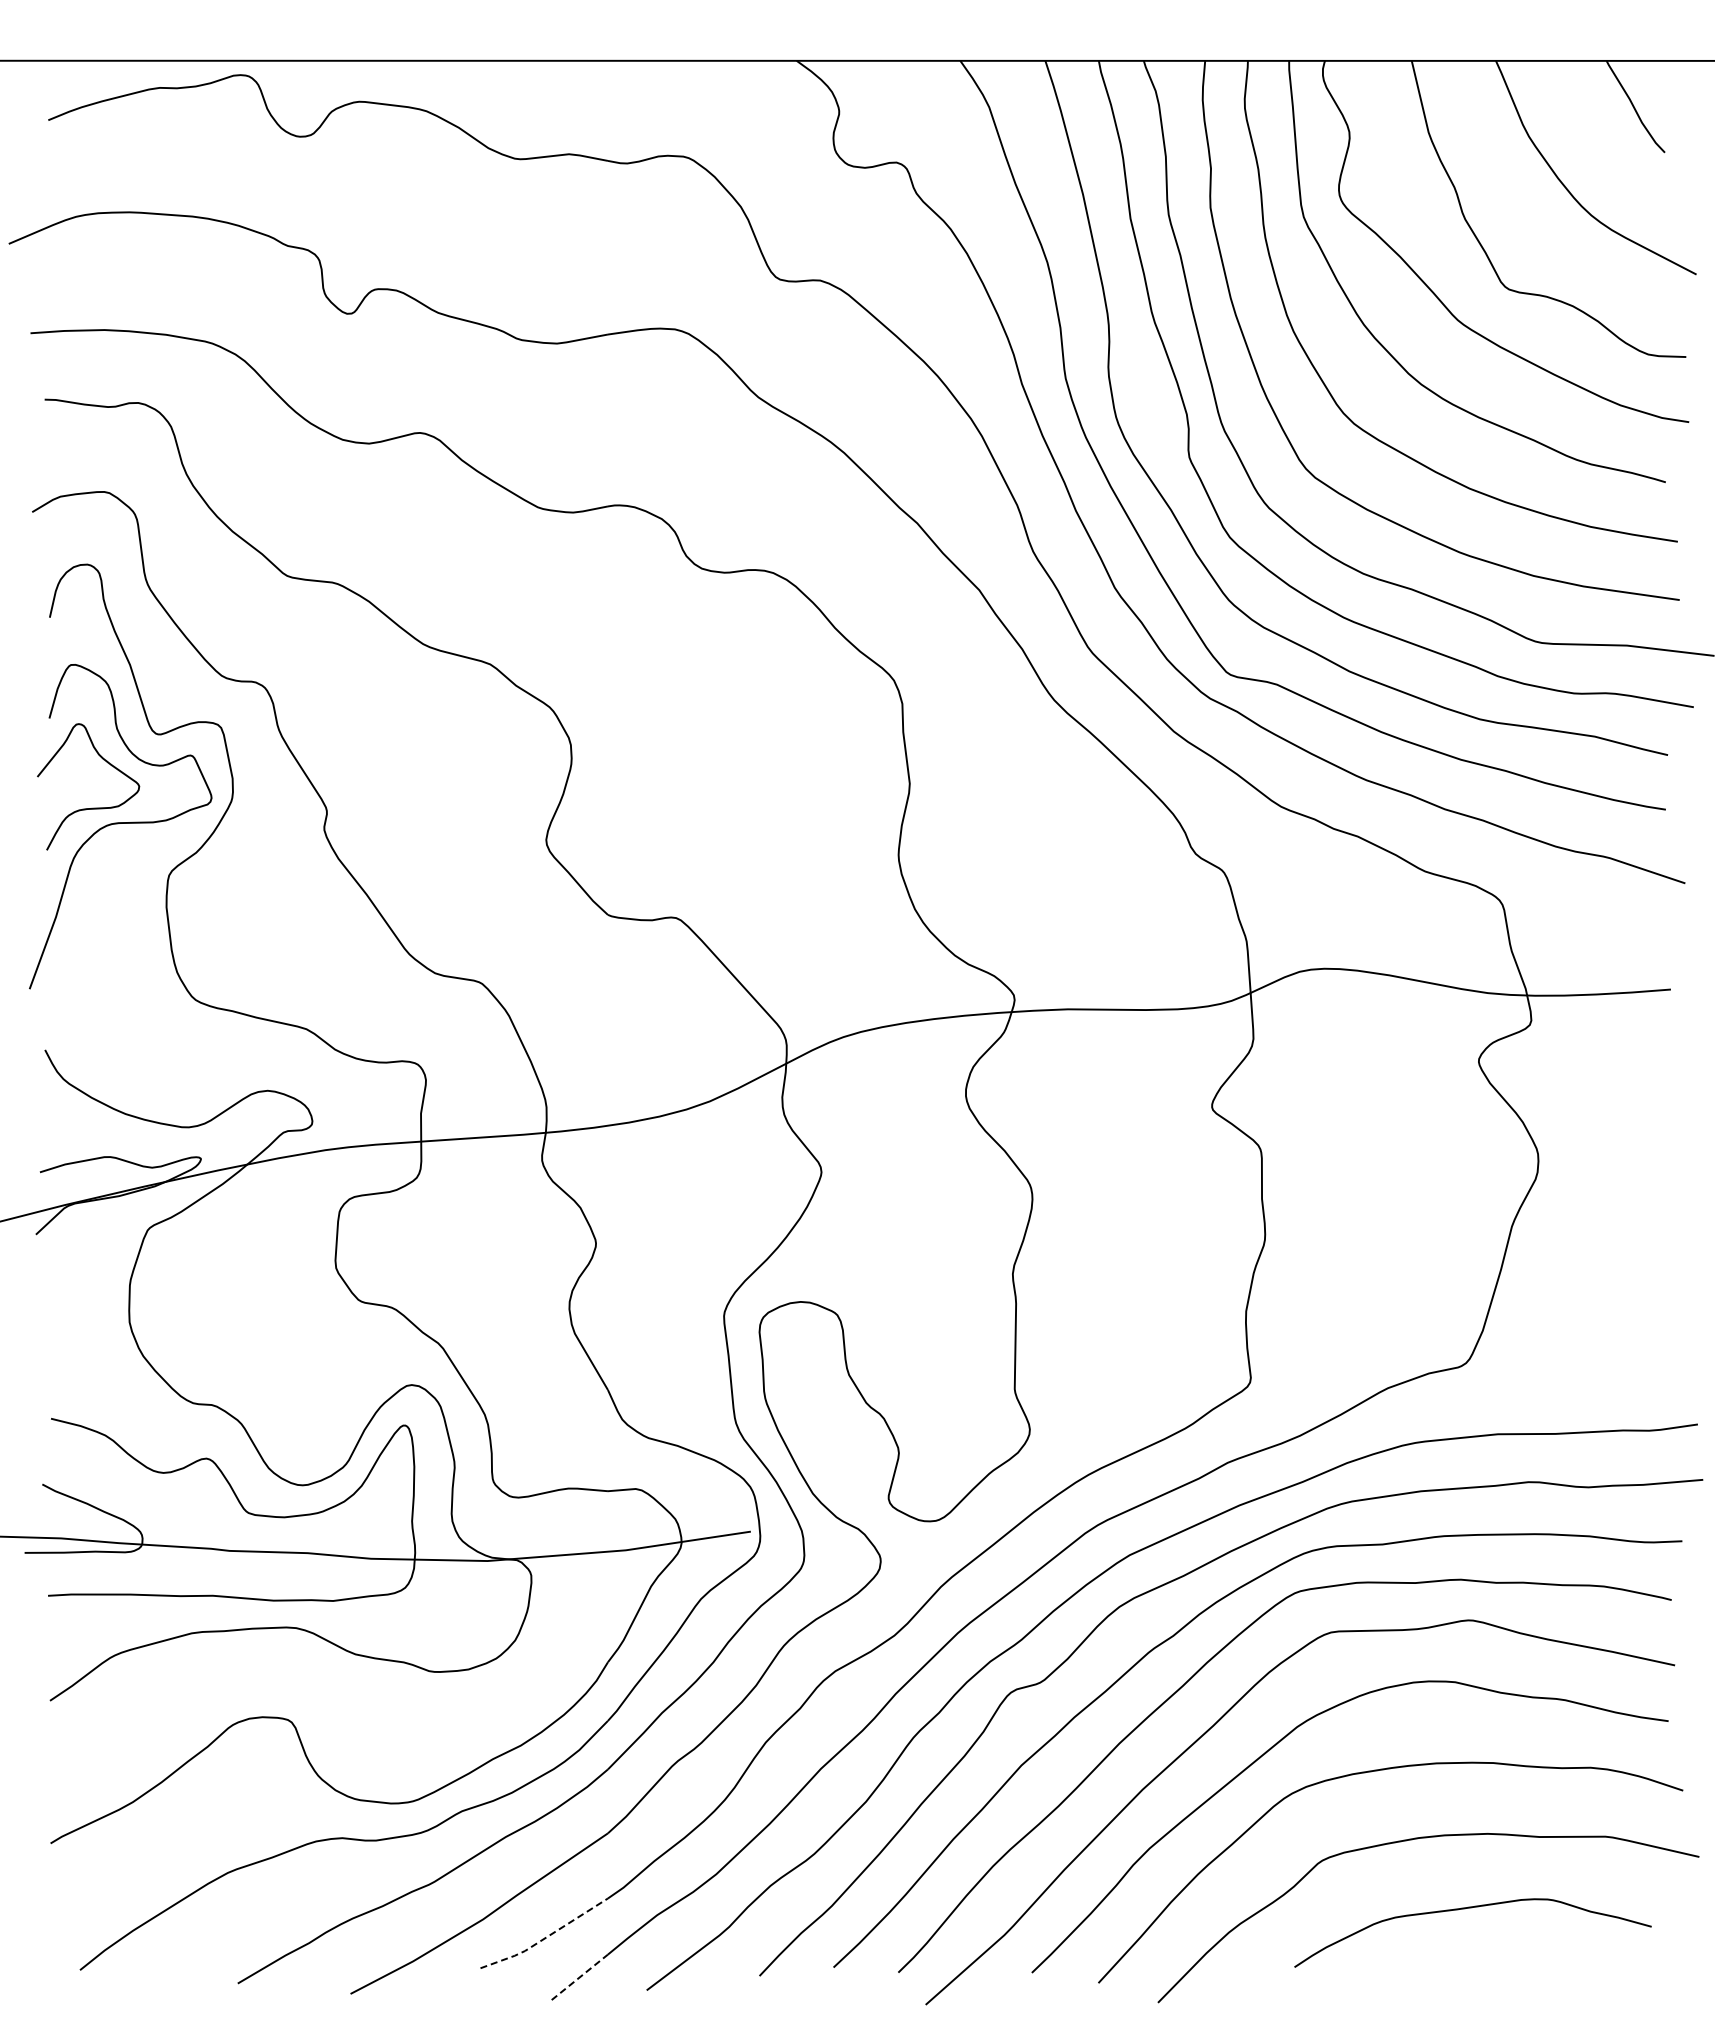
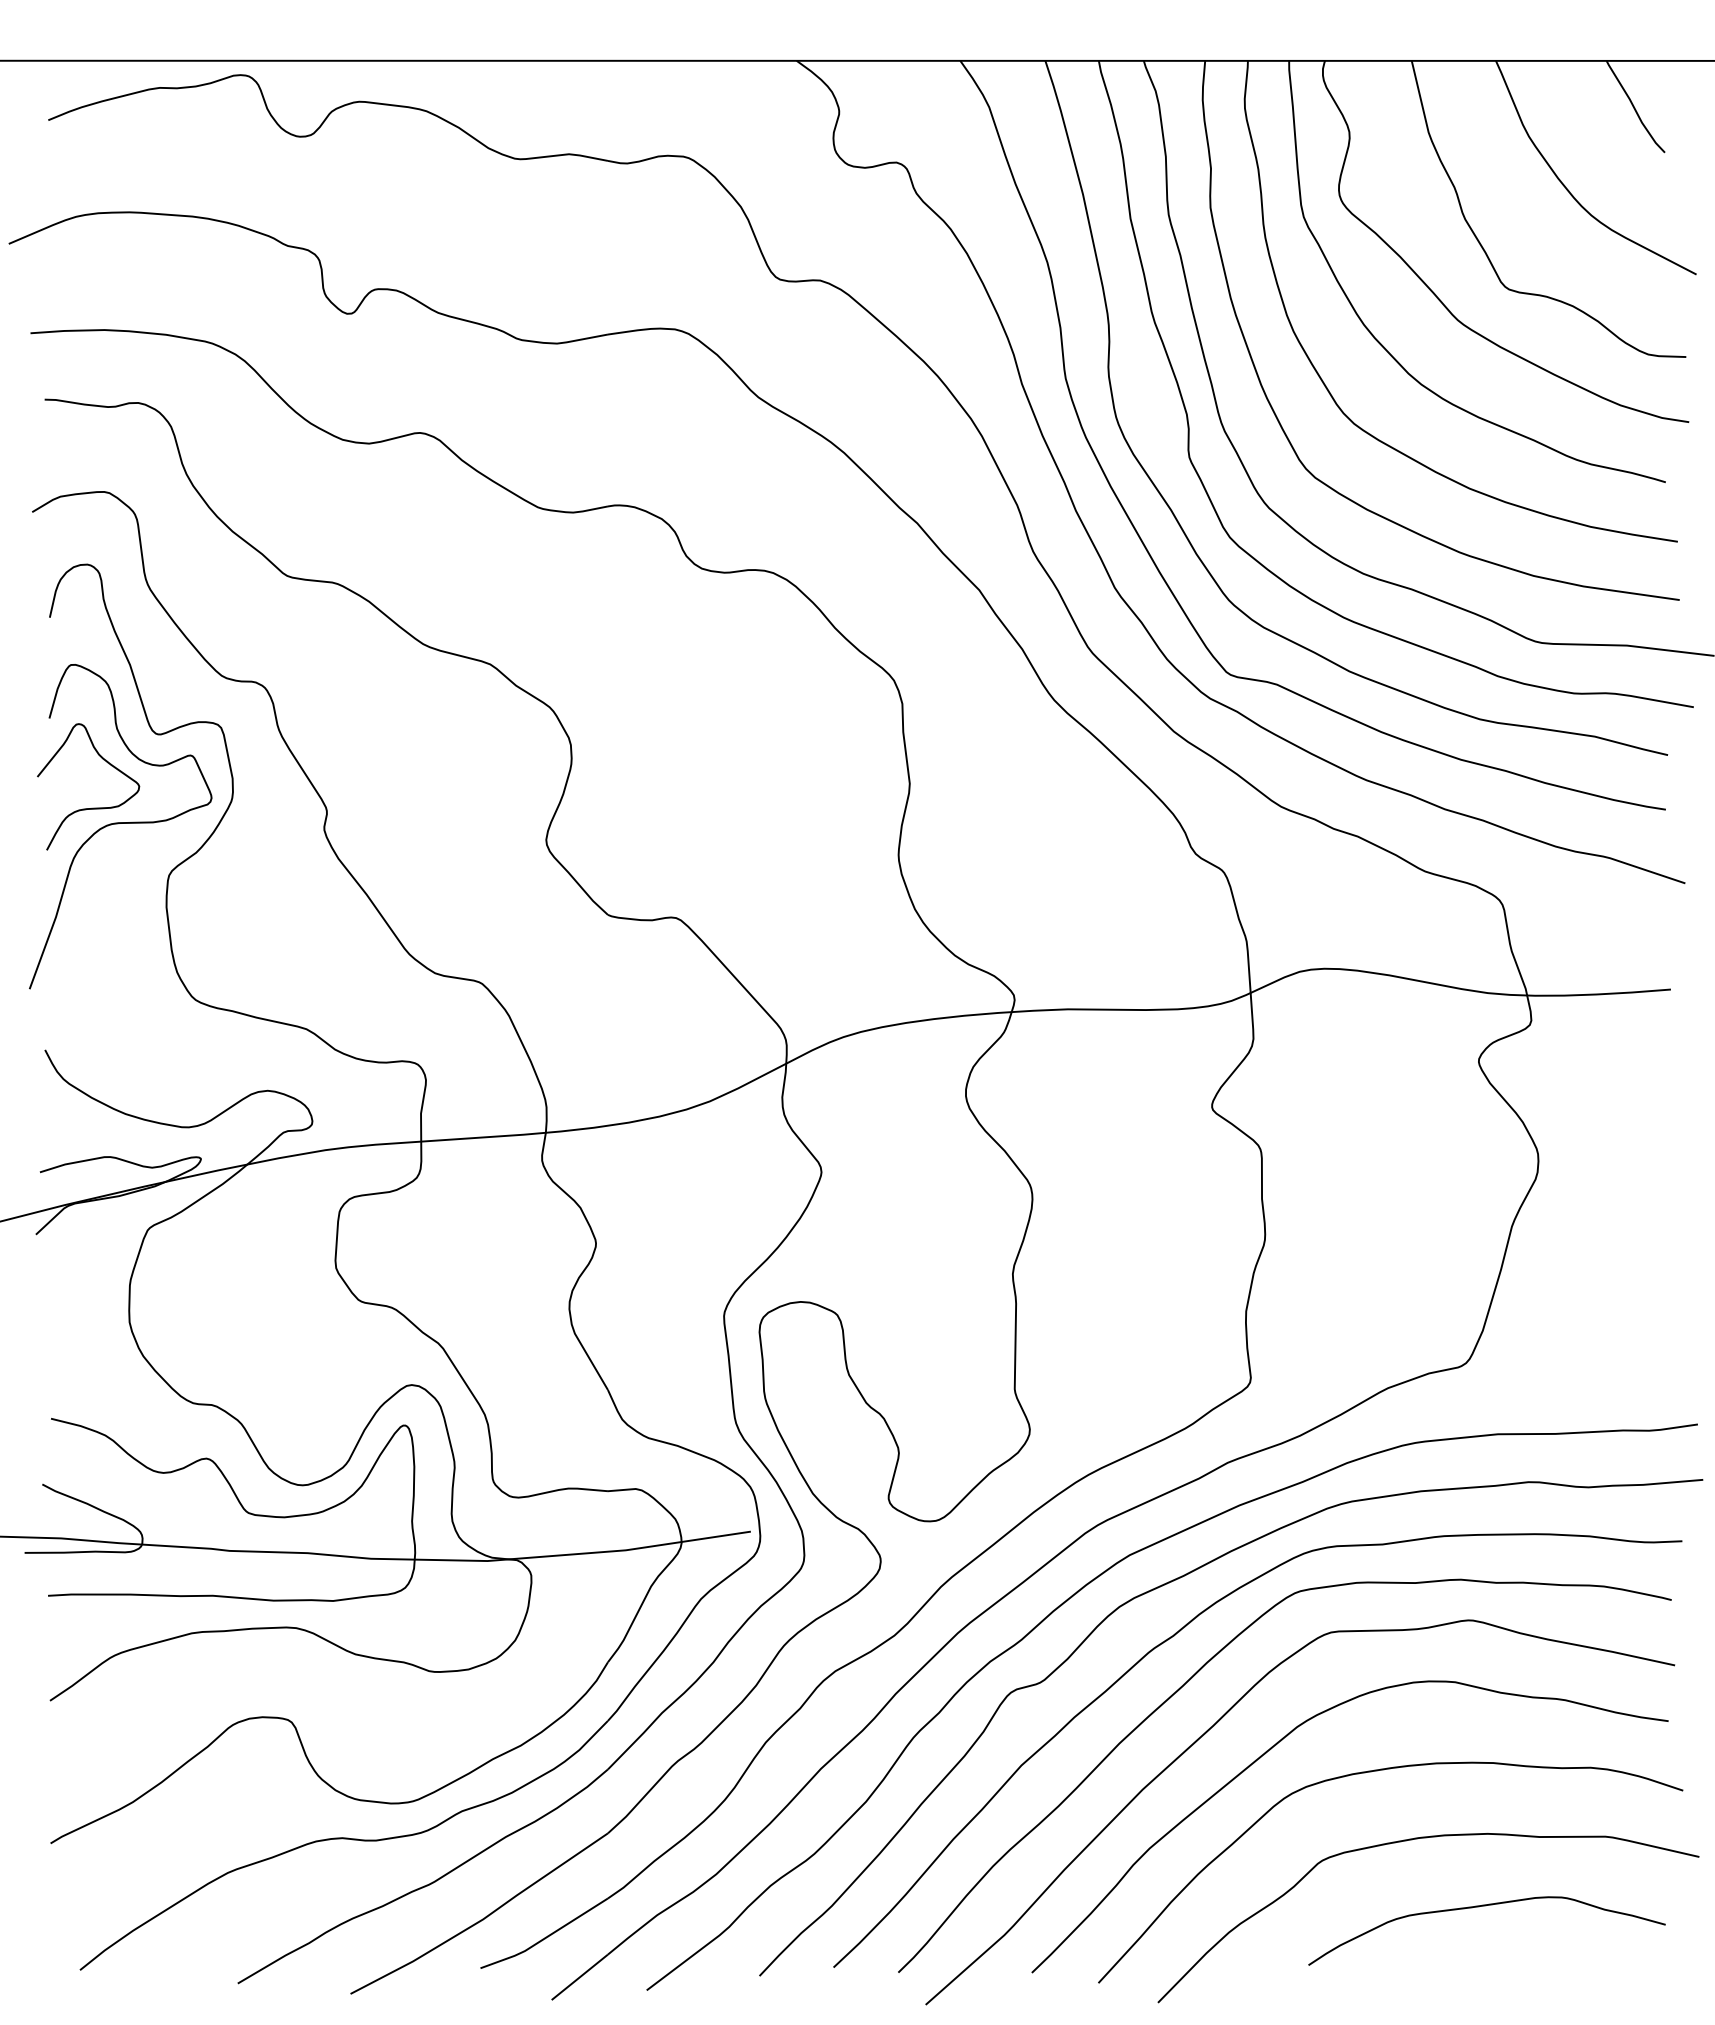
curve position: (1471, 1908) -> (1485, 1906) (1485, 1906)
line: dashed -> solid (545, 1938)
line: dashed -> solid (580, 1977)
